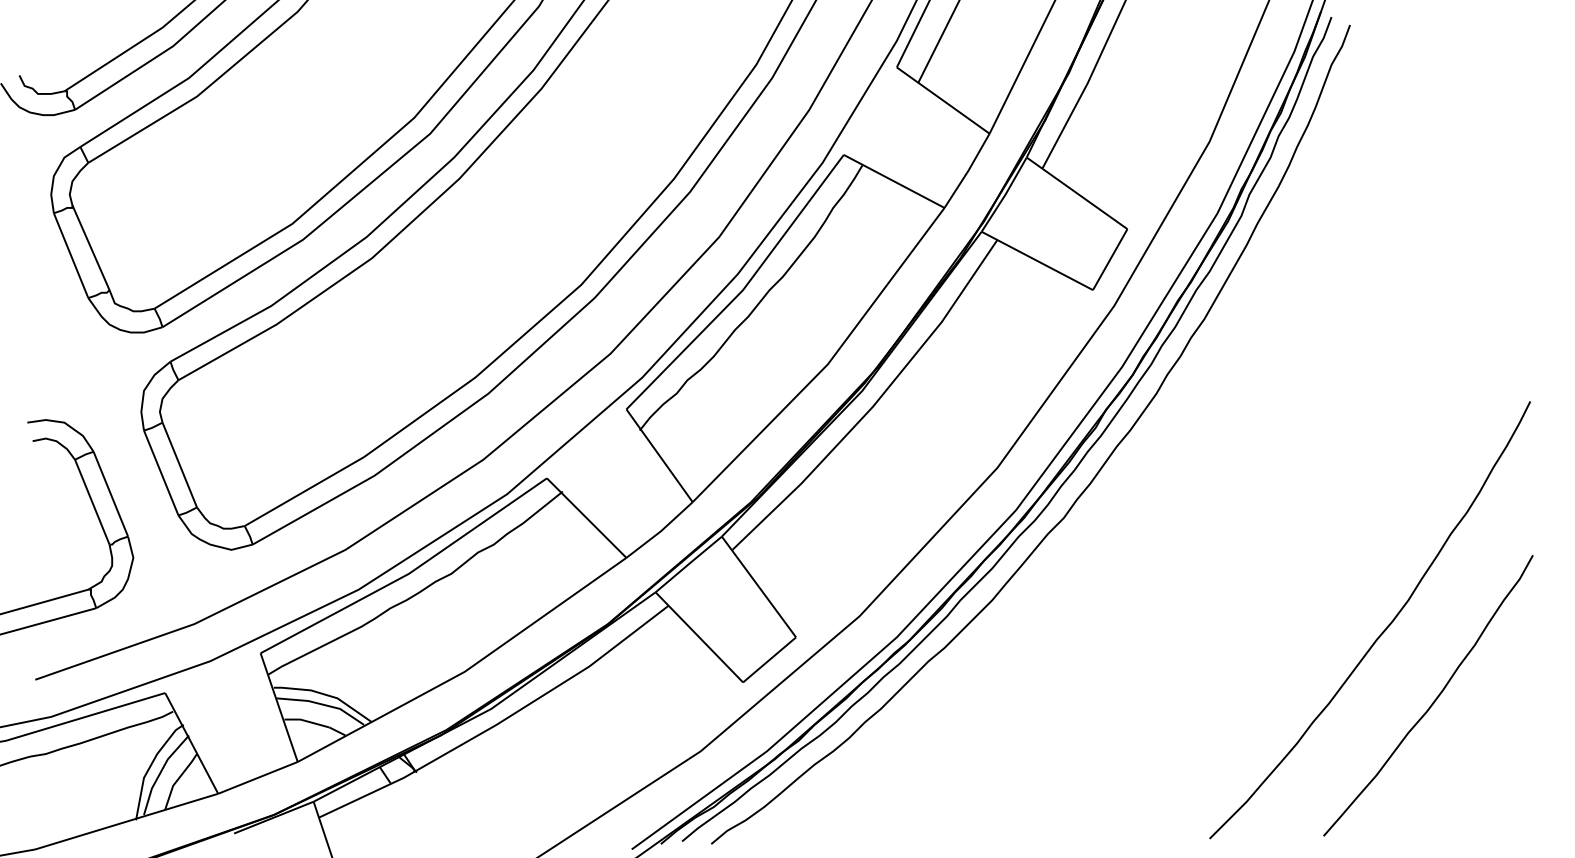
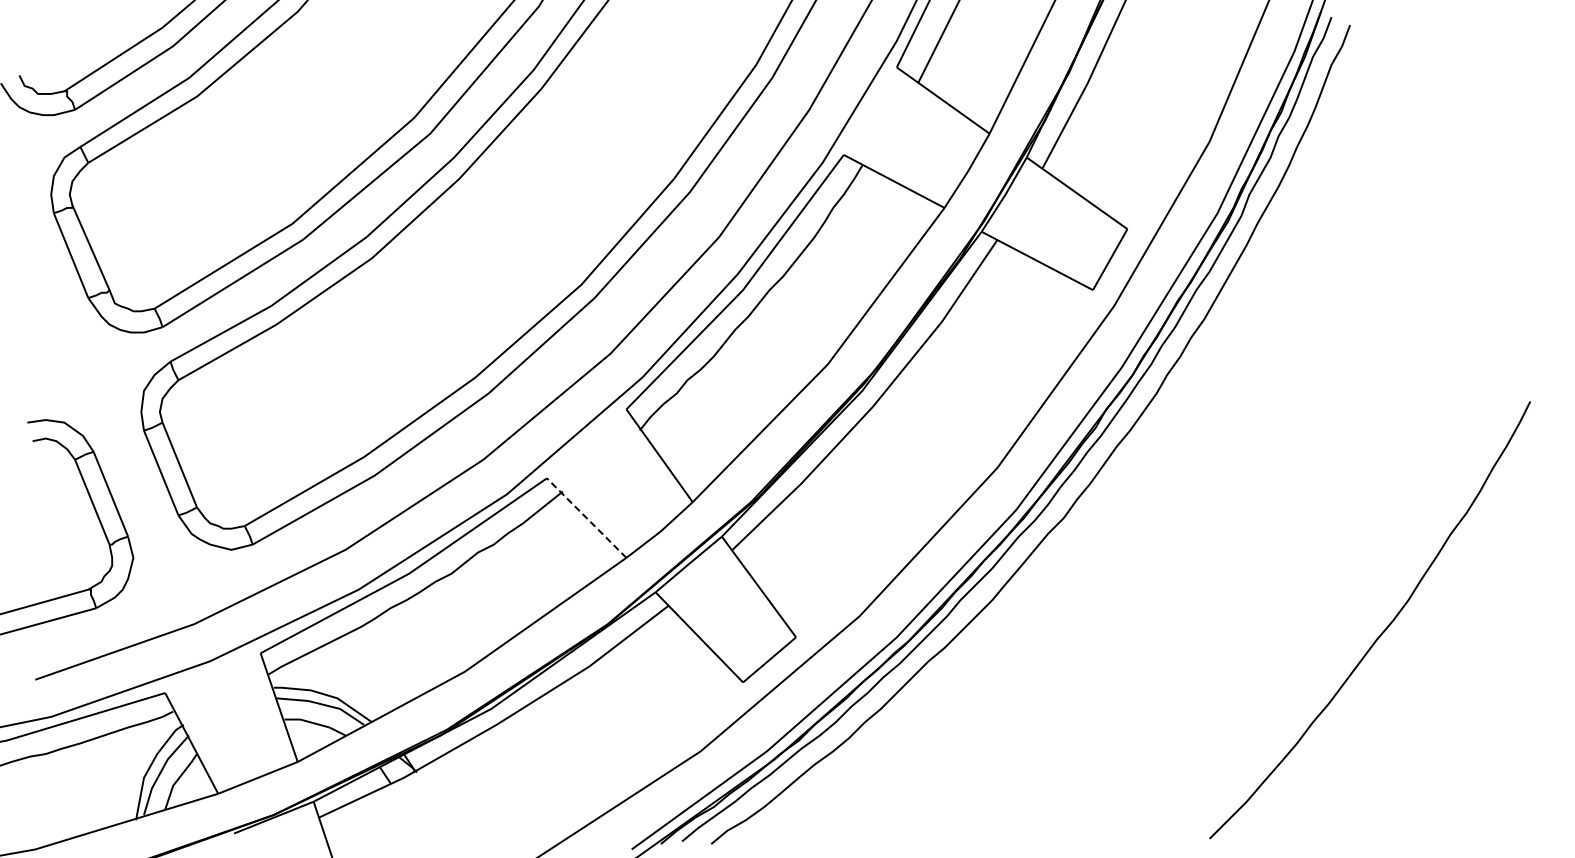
line: solid -> dashed (586, 517)
curve: present -> none (1434, 699)
